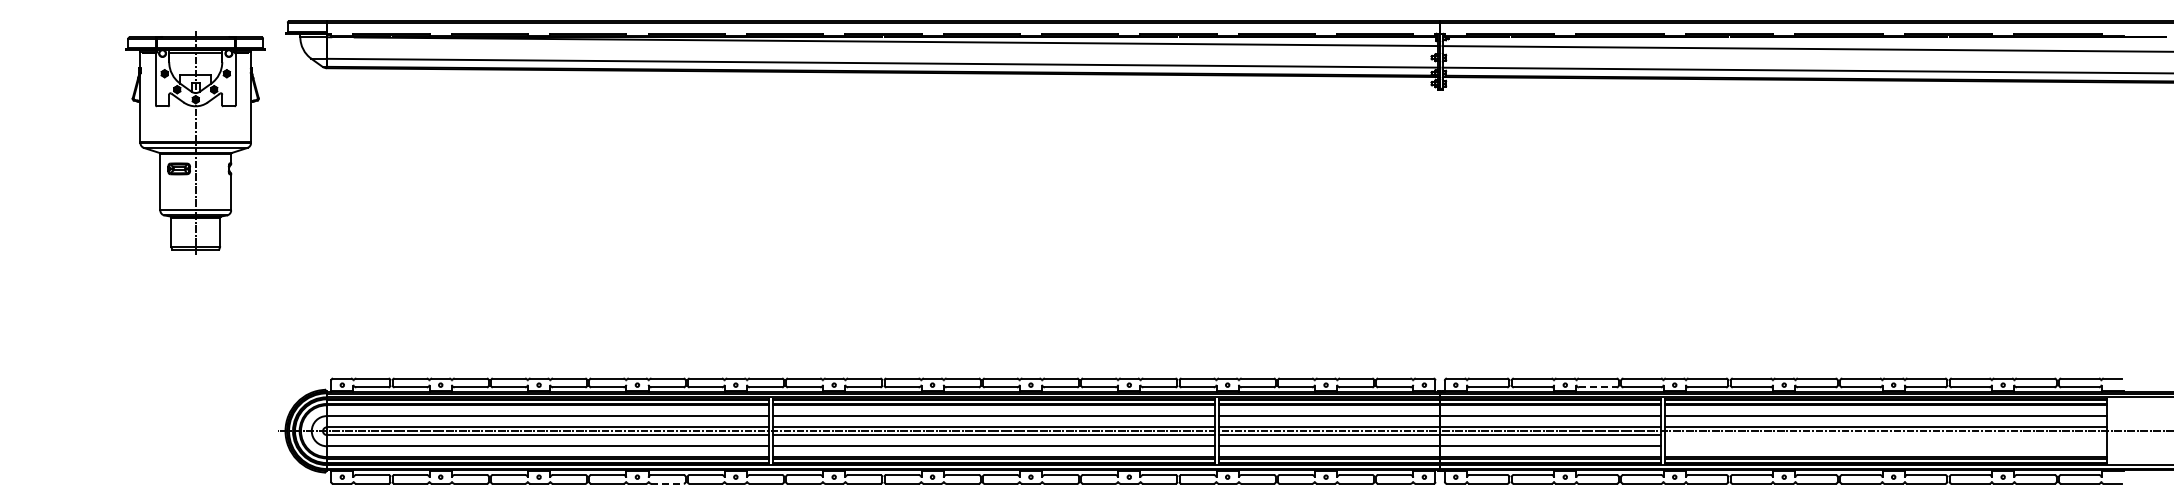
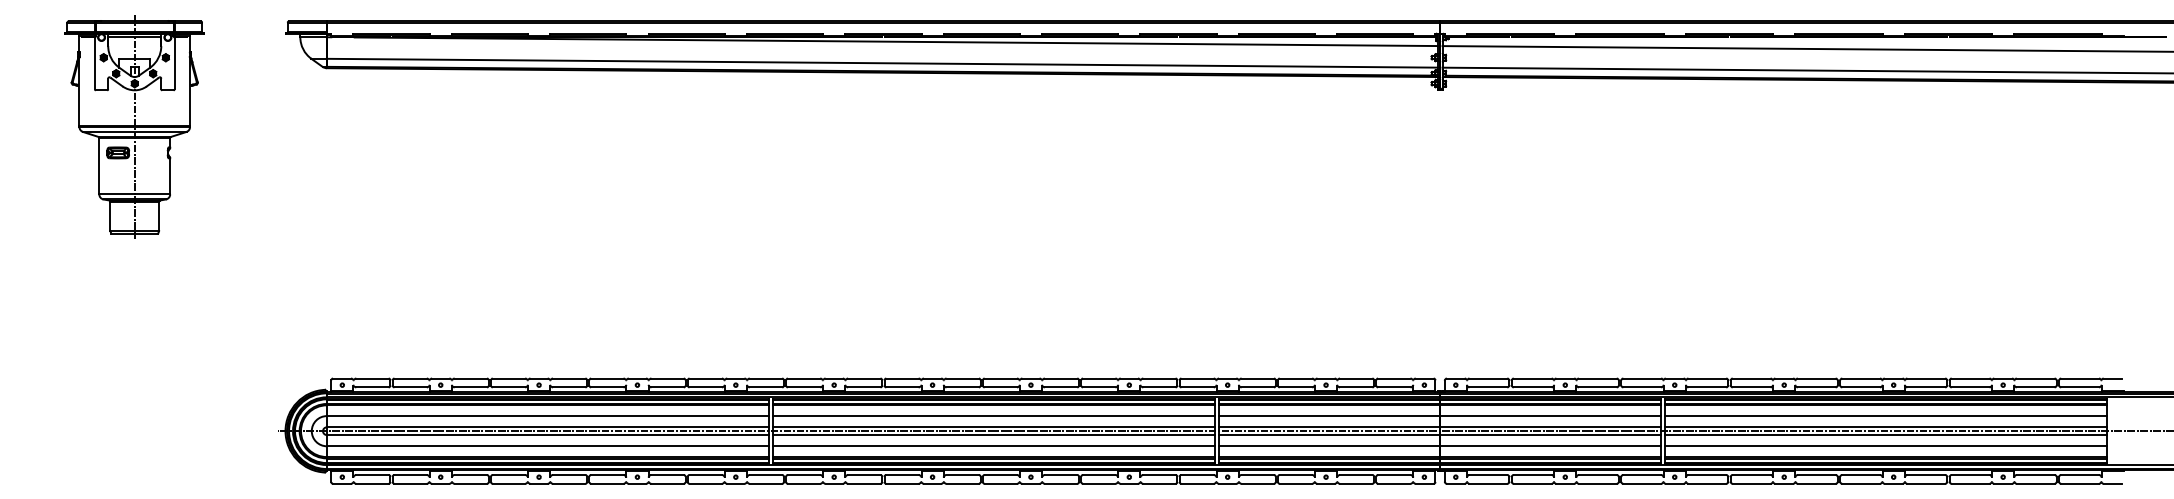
part position: (195, 142) -> (134, 126) (134, 126)
line: dashed -> solid (1597, 387)
line: none -> present (1885, 435)
line: none -> present (1885, 446)
line: dashed -> solid (668, 483)
